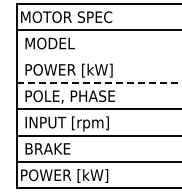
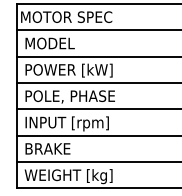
line: none -> present (97, 56)
line: dashed -> solid (99, 83)
text: POWER [kW] -> WEIGHT [kg] (66, 176)
